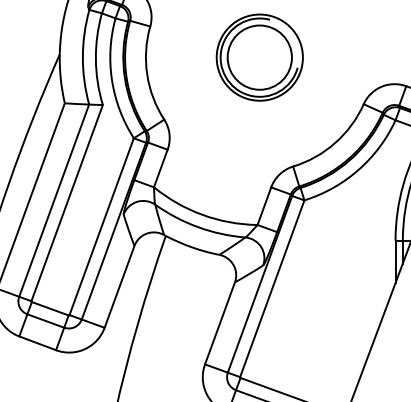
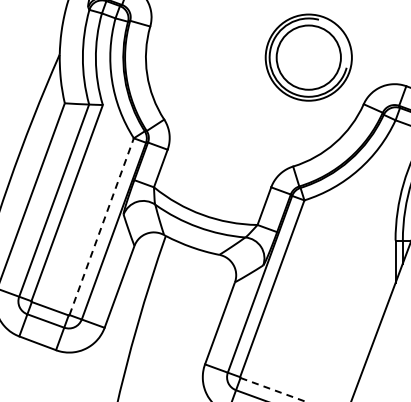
part position: (259, 57) -> (308, 57) (308, 57)
line: solid -> dashed (101, 226)
line: solid -> dashed (273, 389)
